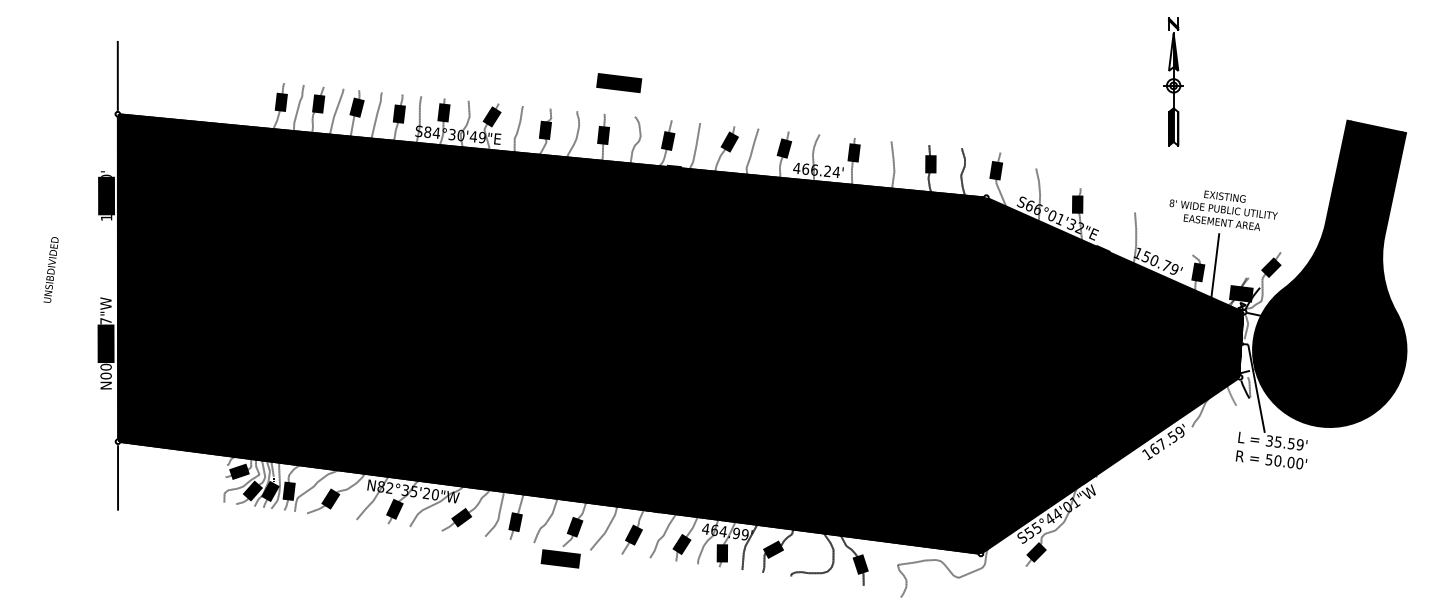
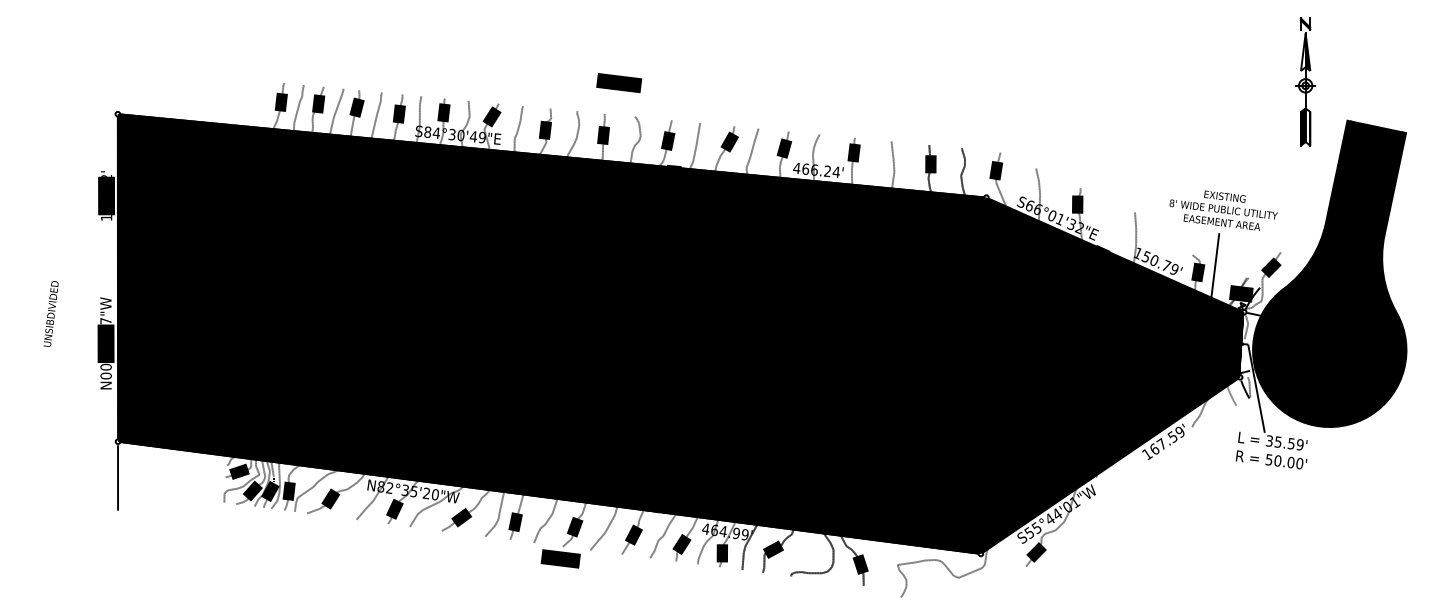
line: present -> none (117, 75)
part position: (1173, 81) -> (1305, 81) (1305, 81)
text: 175.00' -> 175.02' (107, 175)
text position: (50, 269) -> (50, 313) (50, 313)
